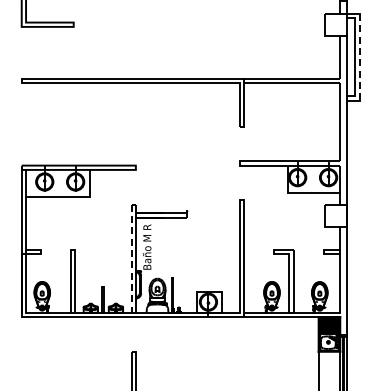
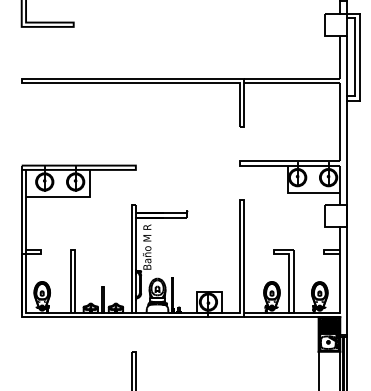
line: dashed -> solid (359, 57)
line: dashed -> solid (131, 259)
